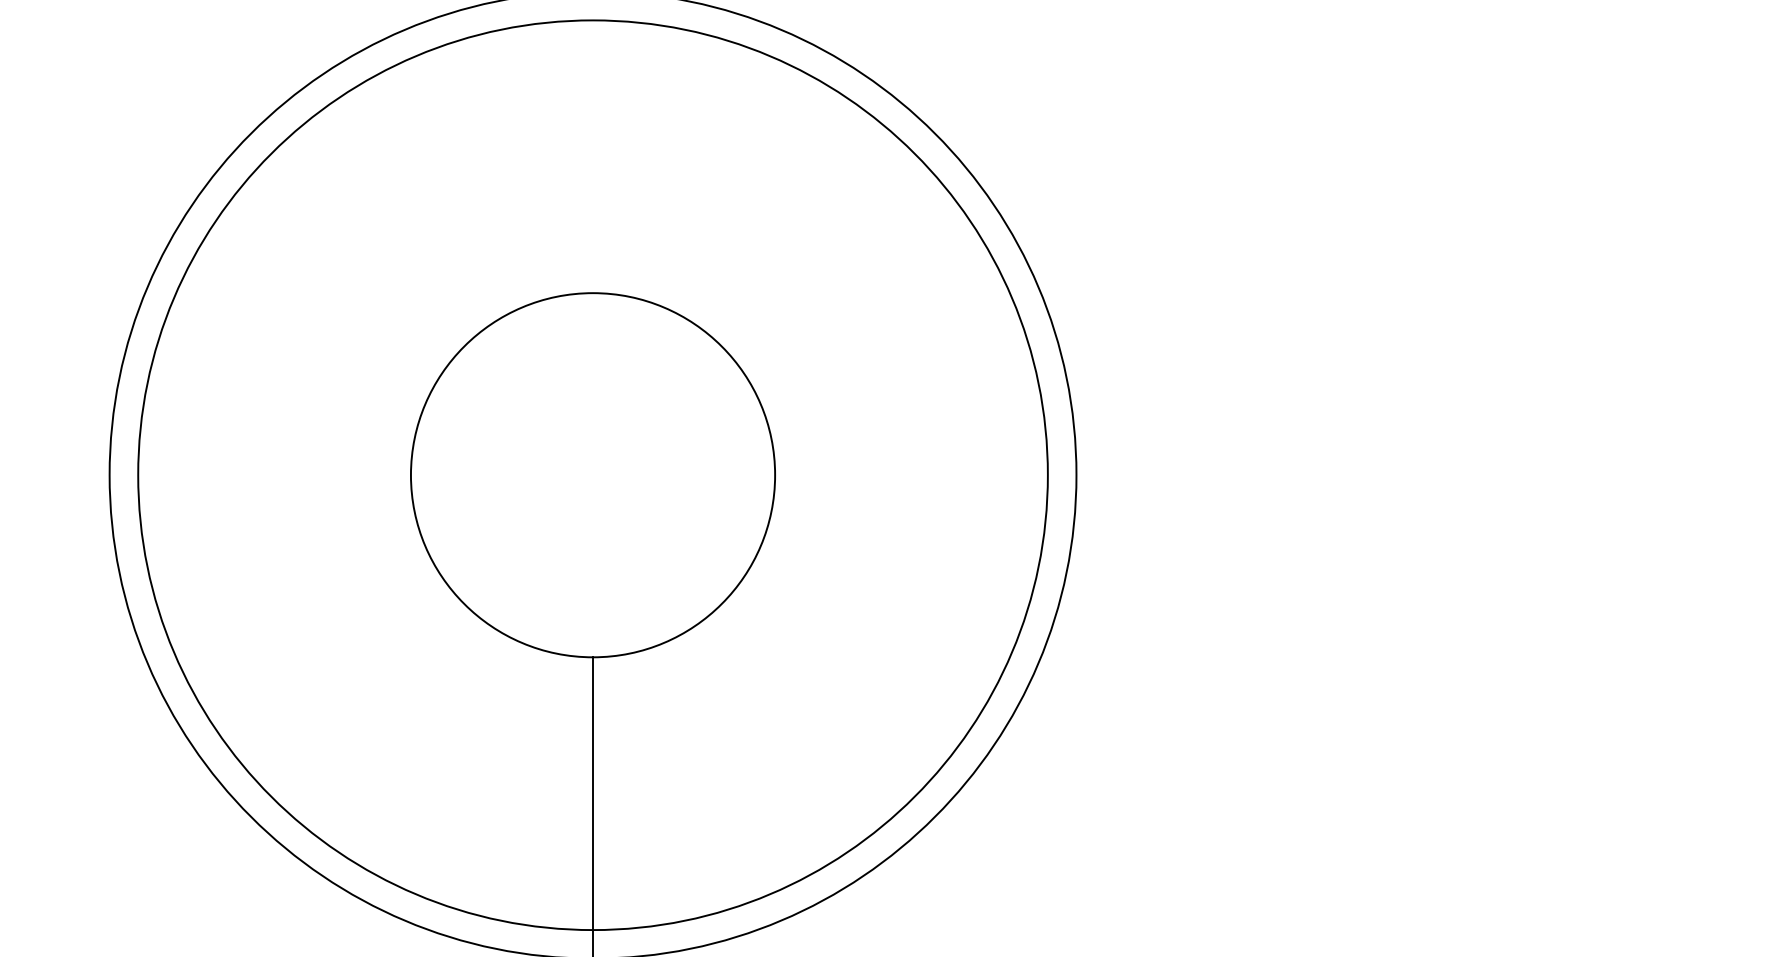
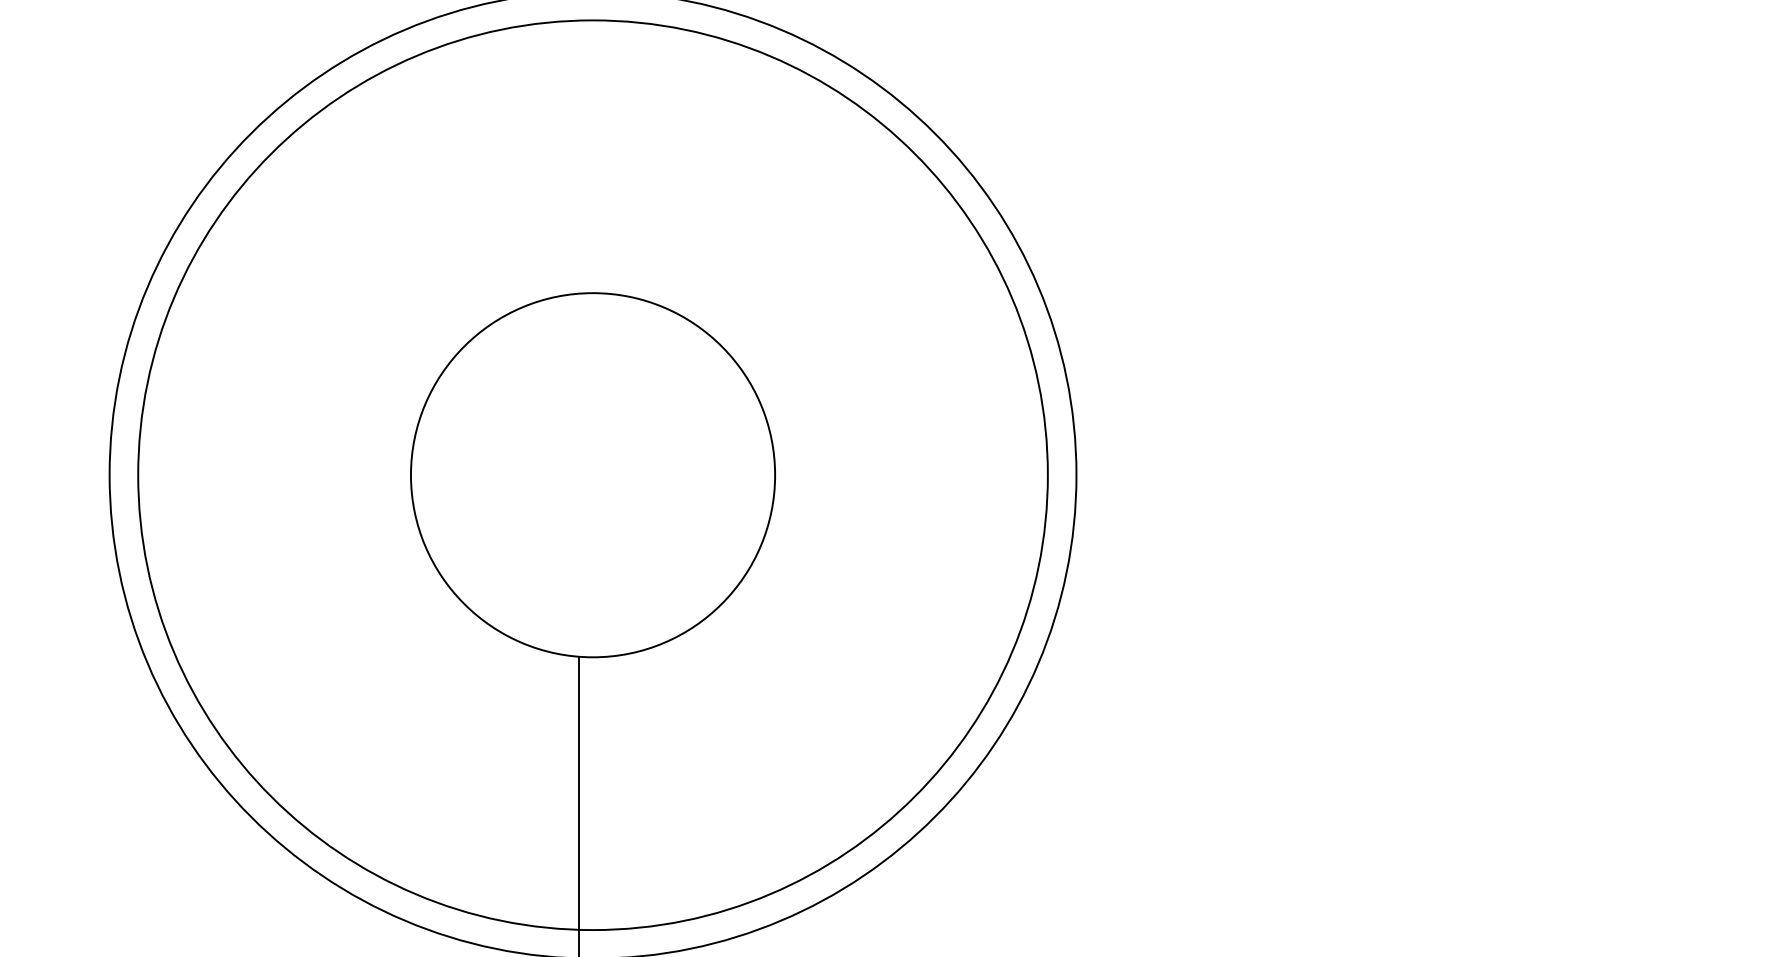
line position: (593, 805) -> (579, 805) (579, 805)
